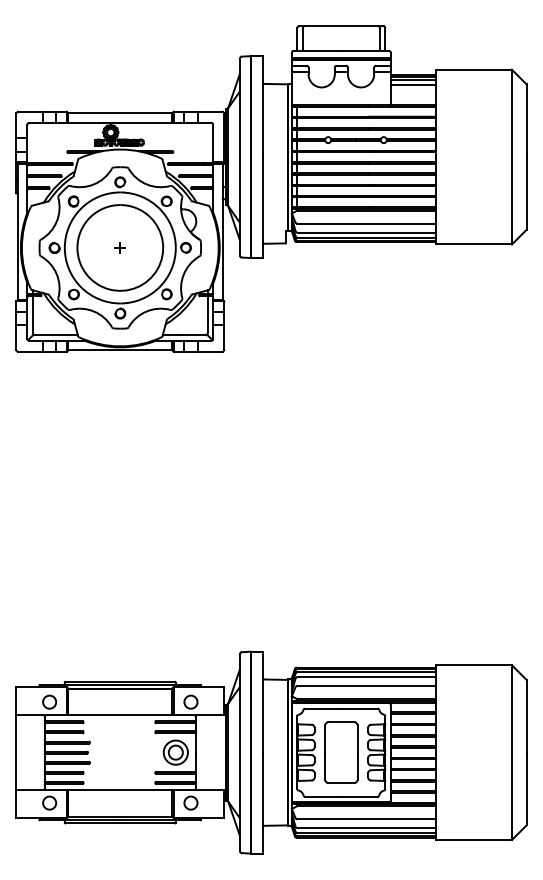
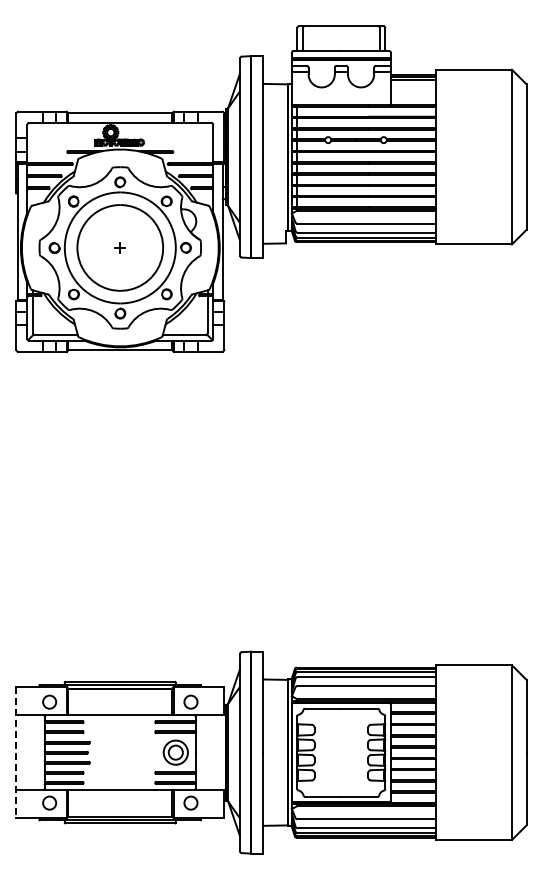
line: present -> none (412, 84)
line: solid -> dashed (16, 752)
part: present -> none (341, 752)
